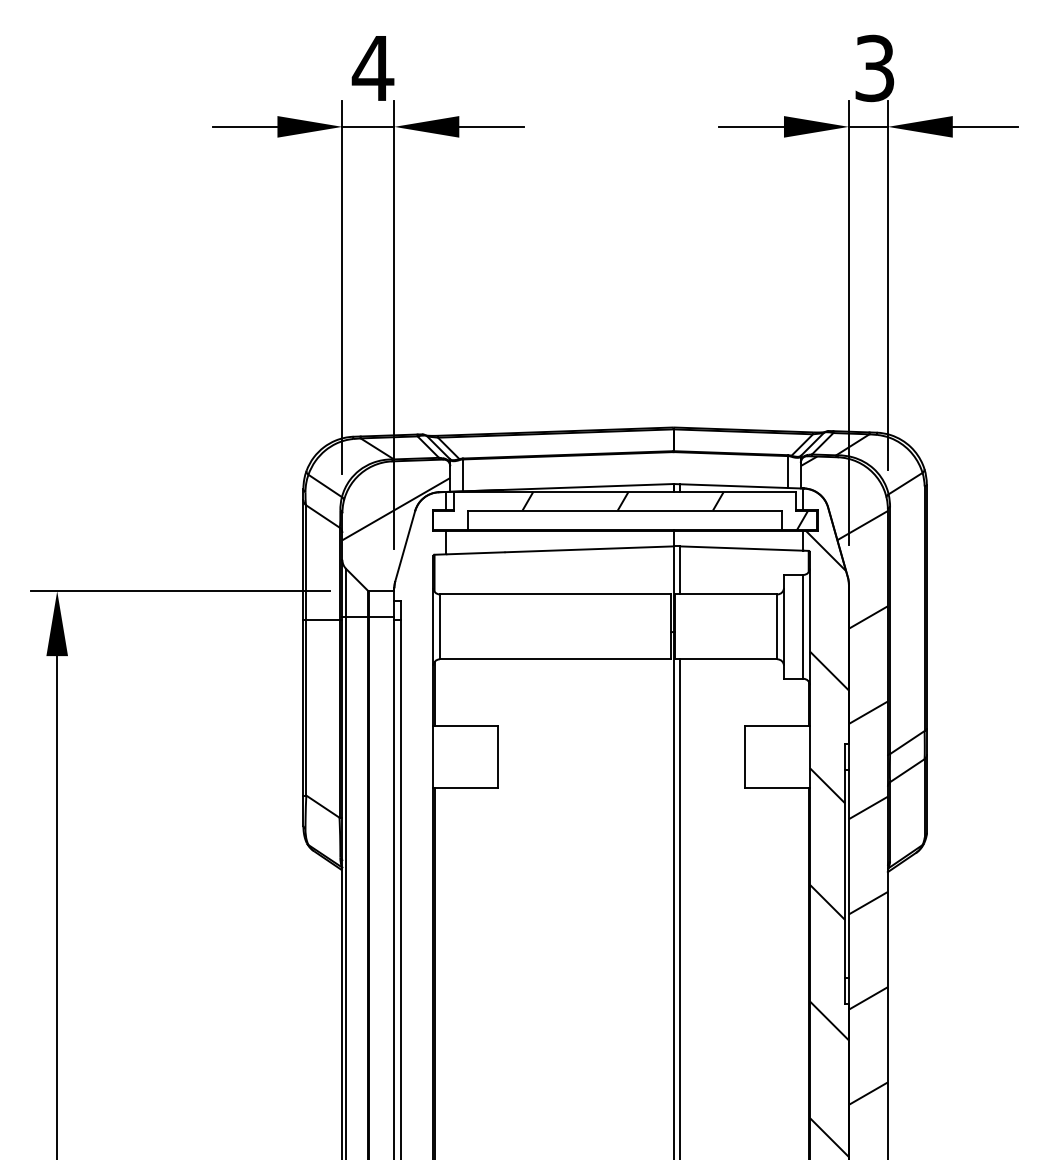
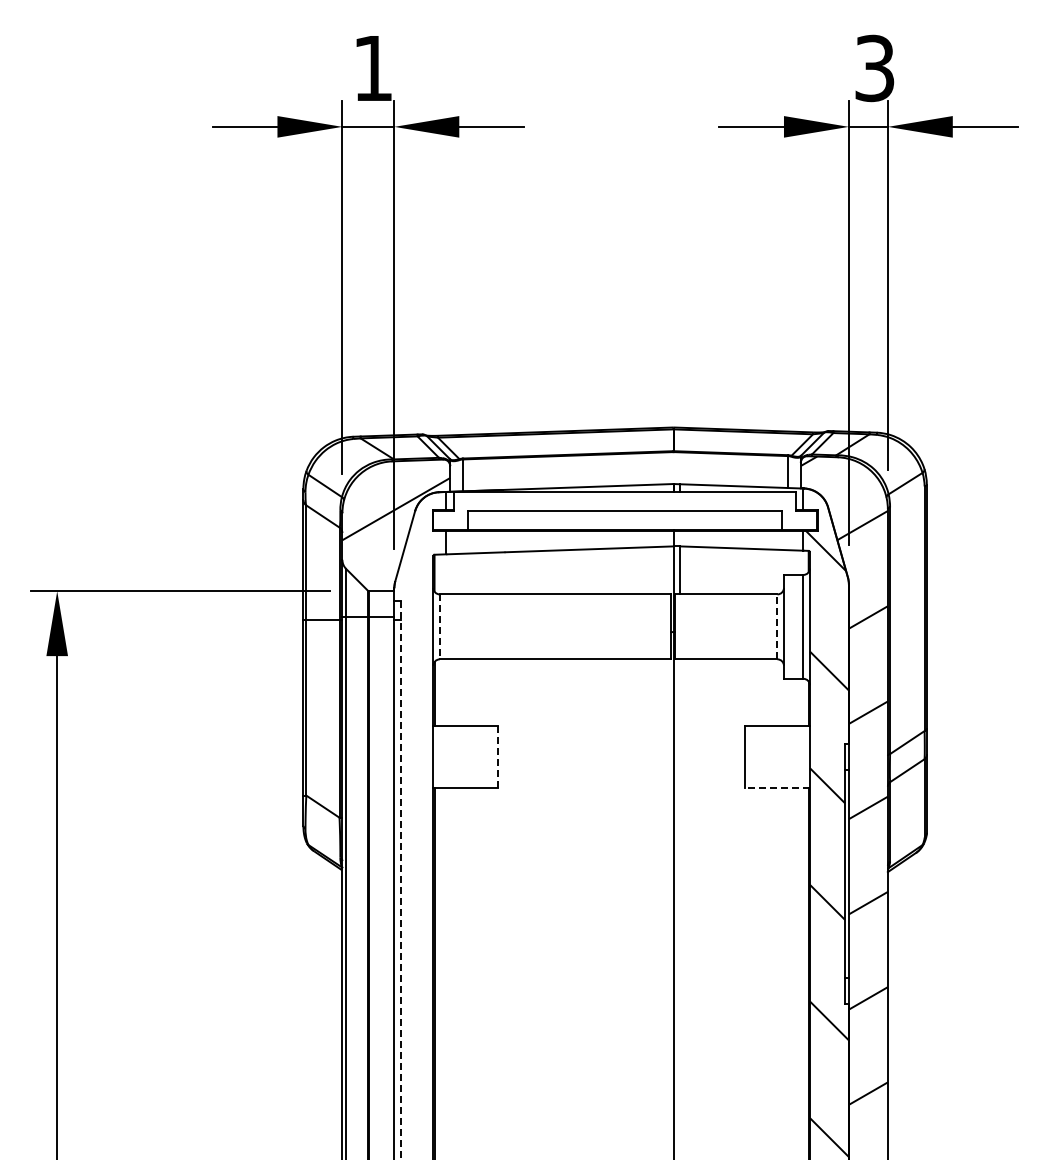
text: 4 -> 1 (372, 68)
hatch: present -> none (665, 510)
line: solid -> dashed (777, 626)
line: solid -> dashed (439, 627)
line: solid -> dashed (498, 757)
line: solid -> dashed (776, 787)
line: solid -> dashed (400, 880)
line: present -> none (680, 907)
